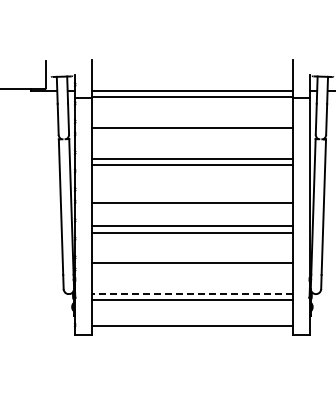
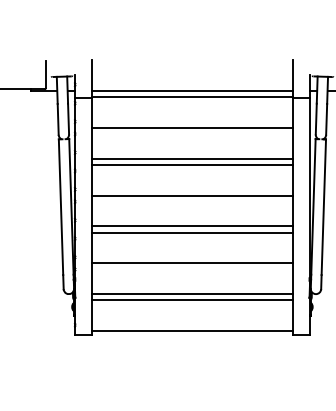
line position: (192, 202) -> (192, 195) (192, 195)
line: dashed -> solid (191, 294)
line position: (192, 326) -> (192, 331) (192, 331)
